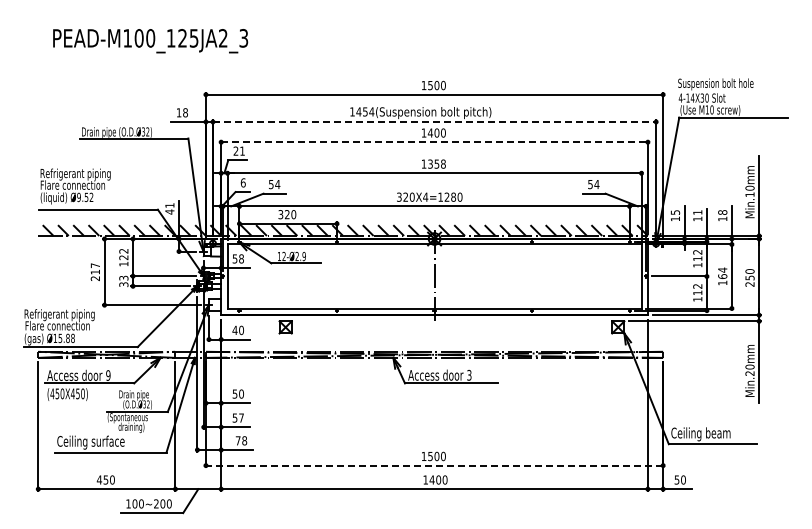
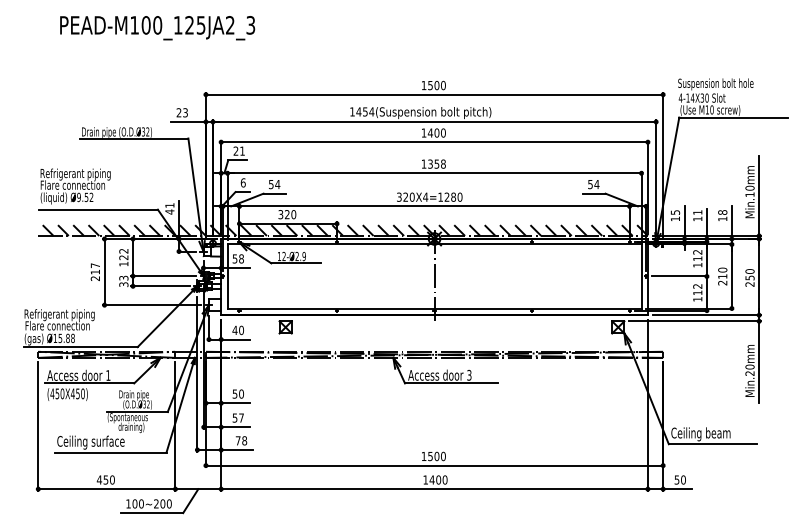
text position: (150, 41) -> (157, 28) (157, 28)
text: 18 -> 23 (181, 112)
line: dashed -> solid (434, 121)
line: dashed -> solid (435, 142)
text: 164 -> 210 (722, 276)
text: 9 -> 1 (108, 375)
line: dashed -> solid (434, 465)
